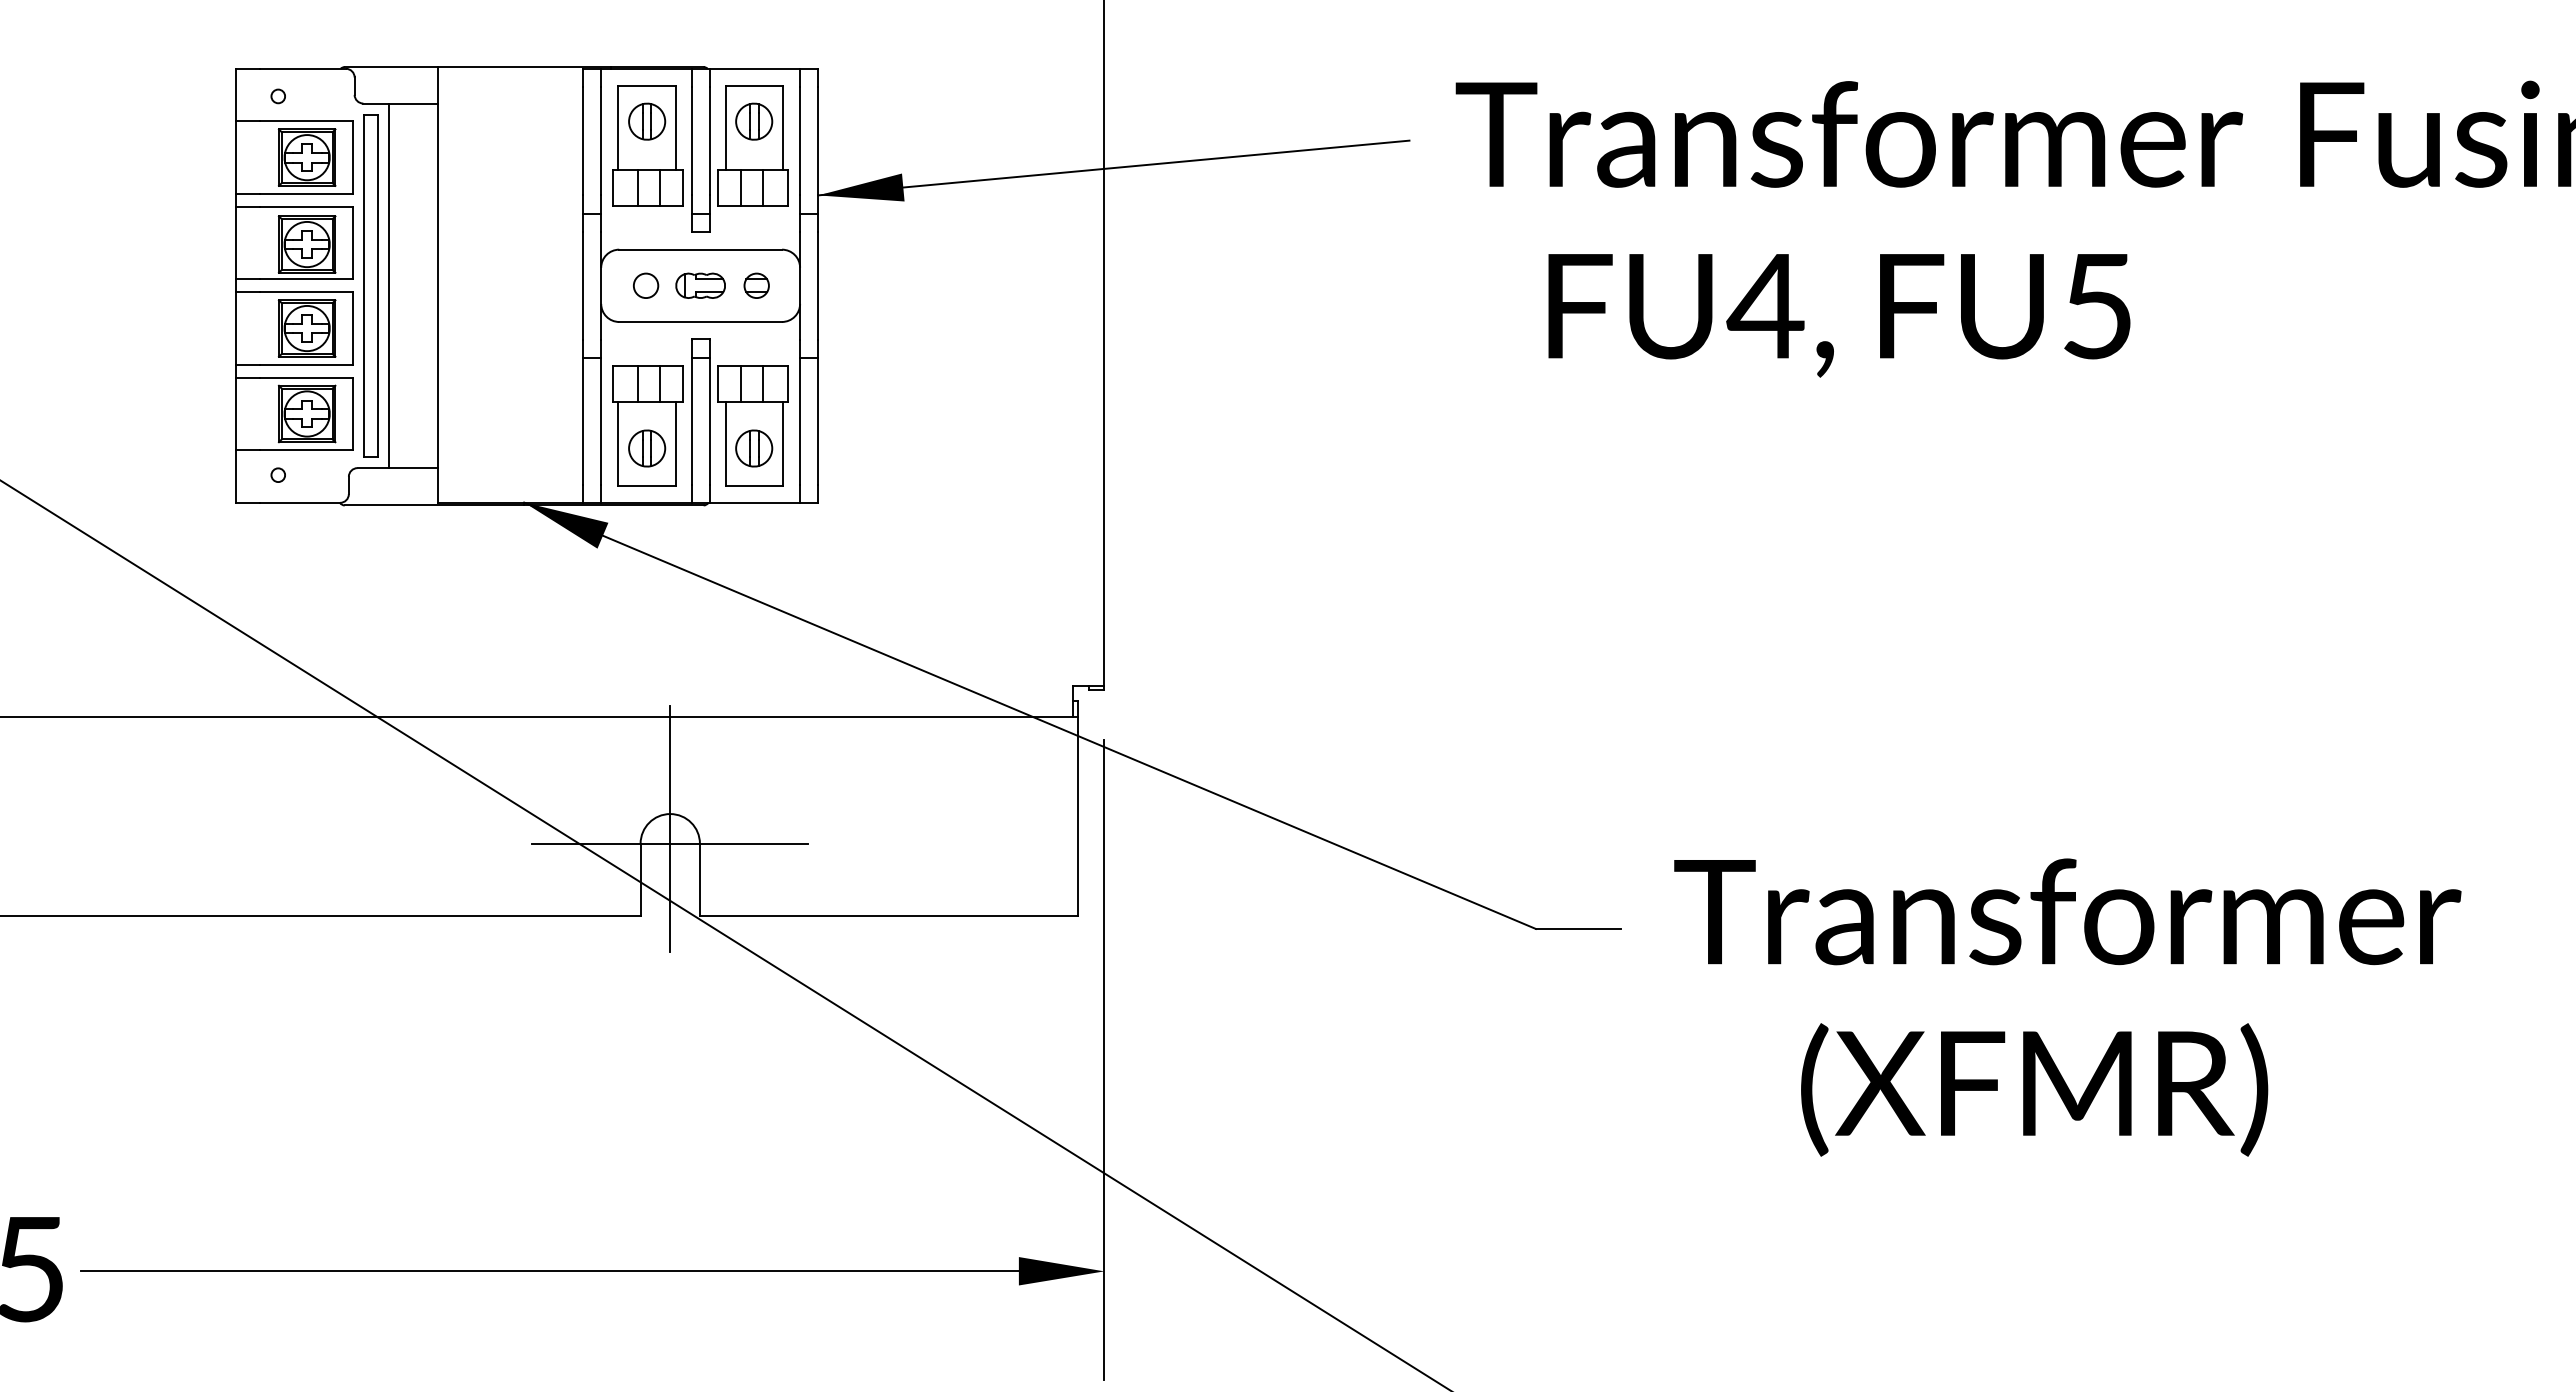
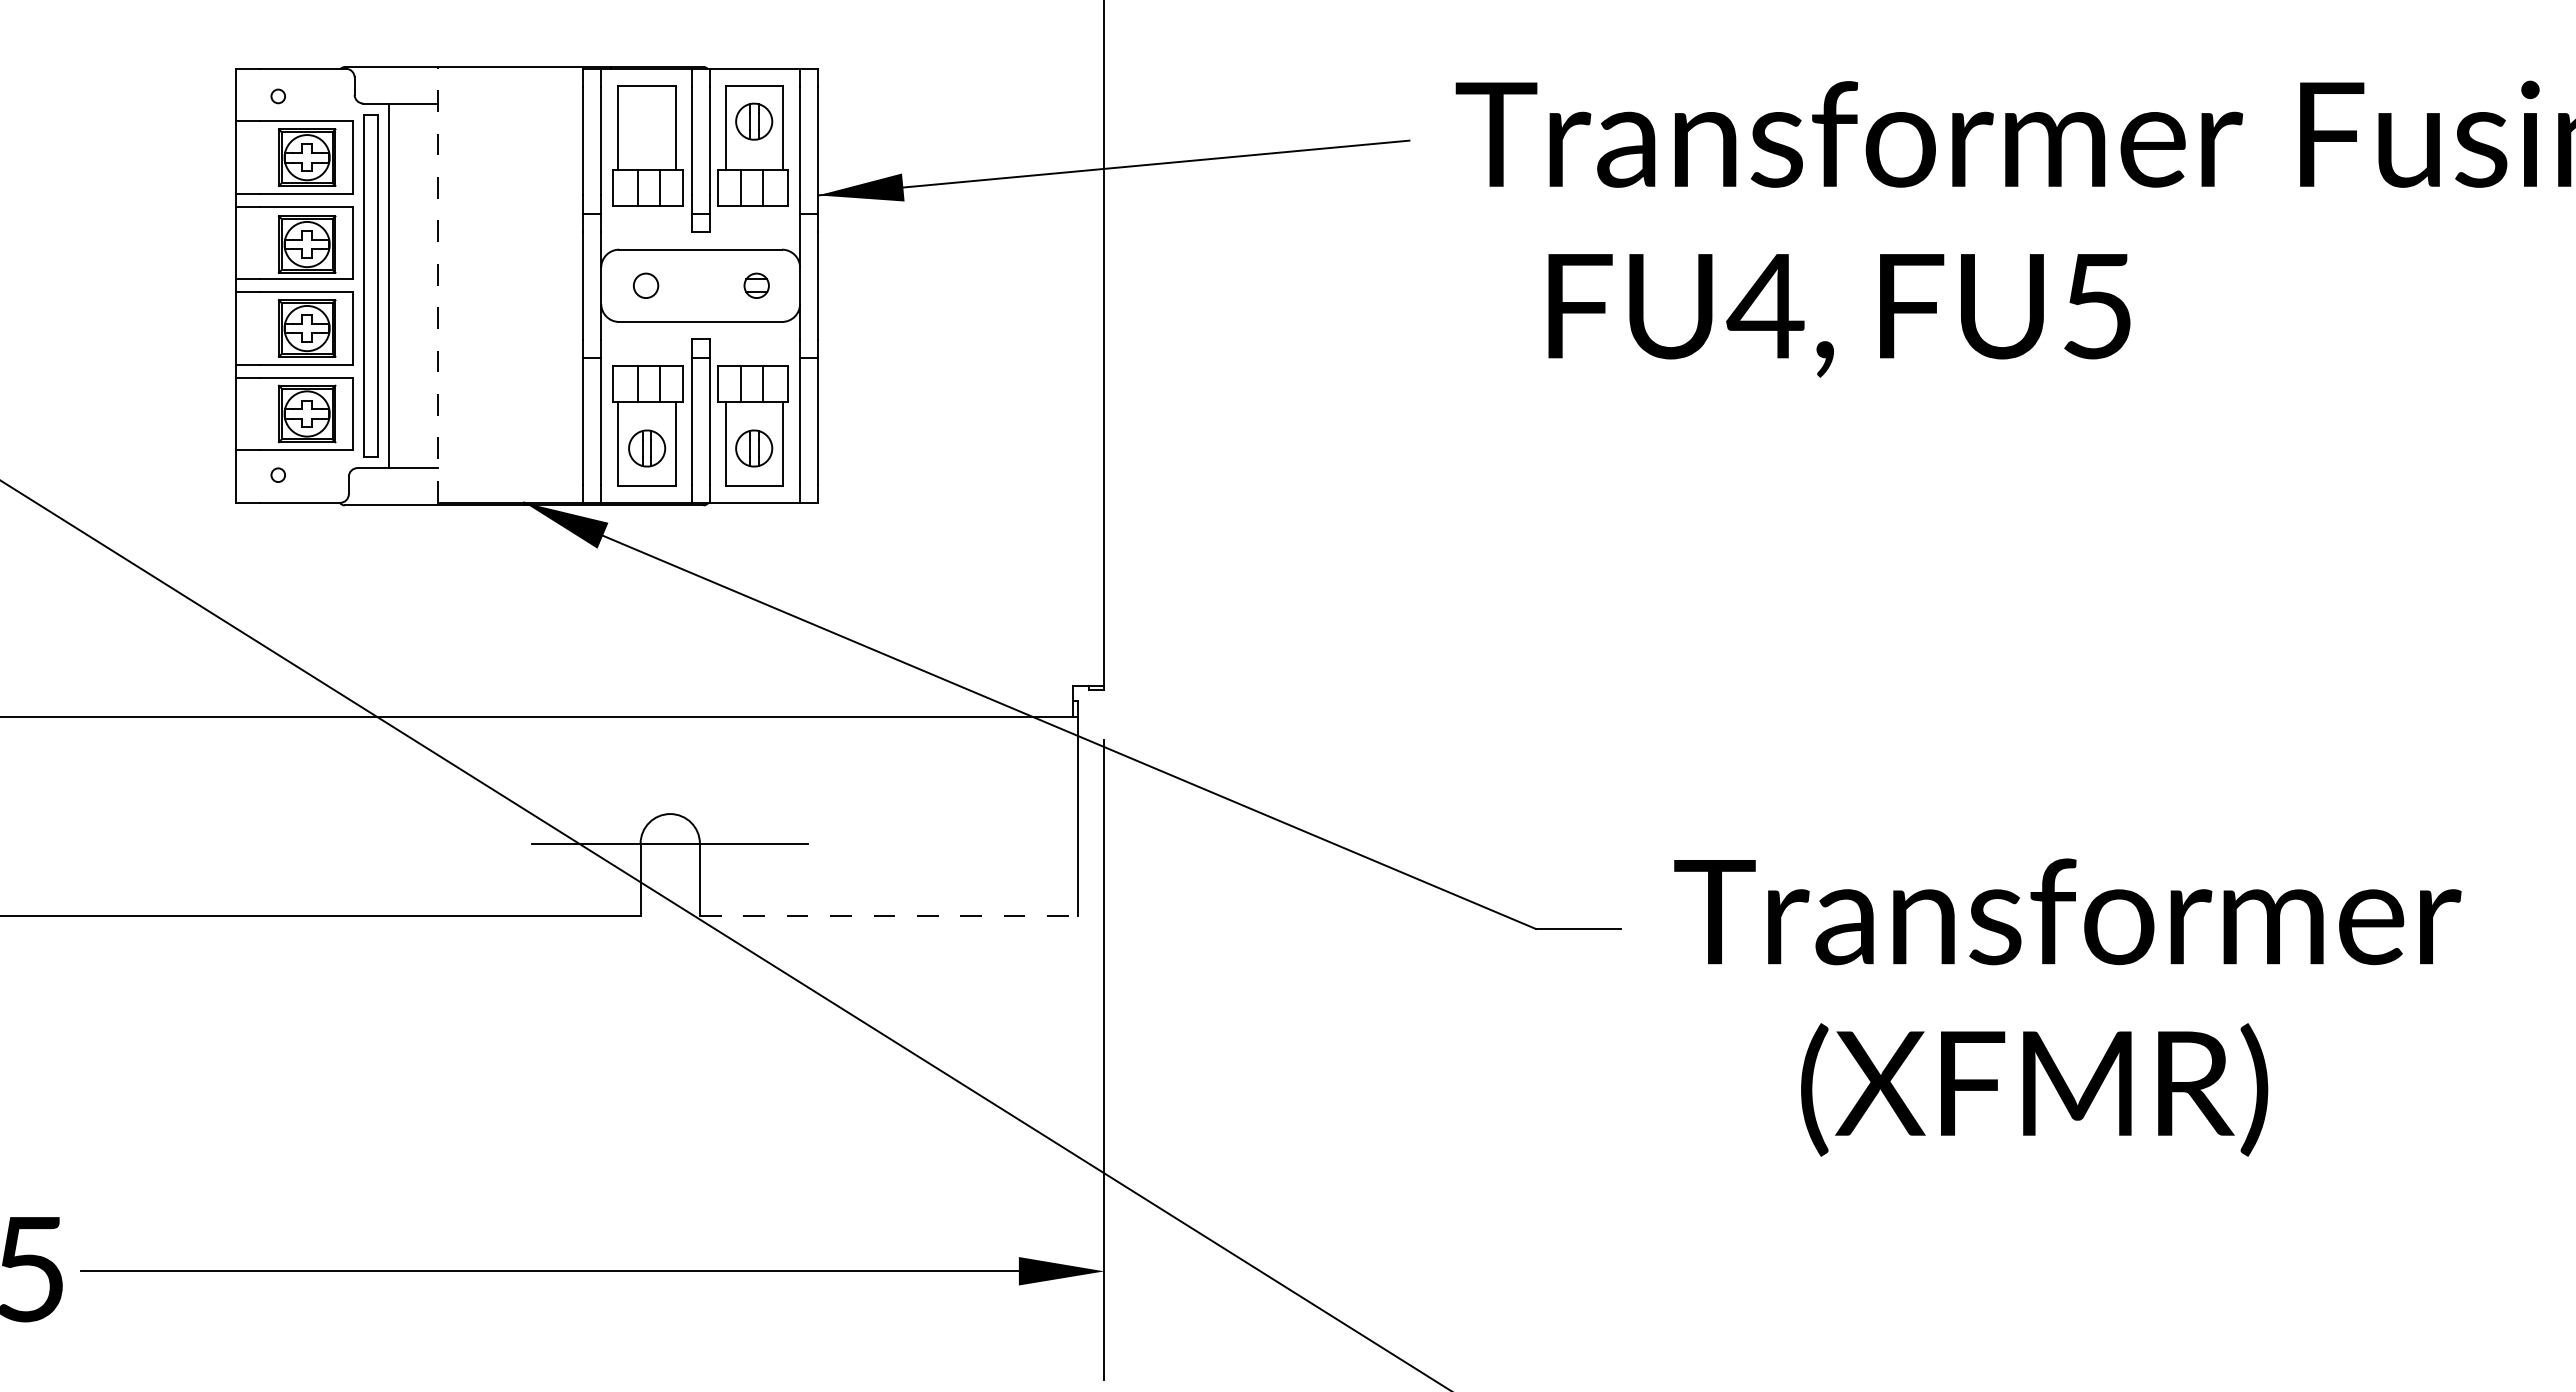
part: present -> none (647, 121)
line: solid -> dashed (437, 284)
part: present -> none (700, 285)
line: present -> none (670, 828)
line: solid -> dashed (888, 916)
